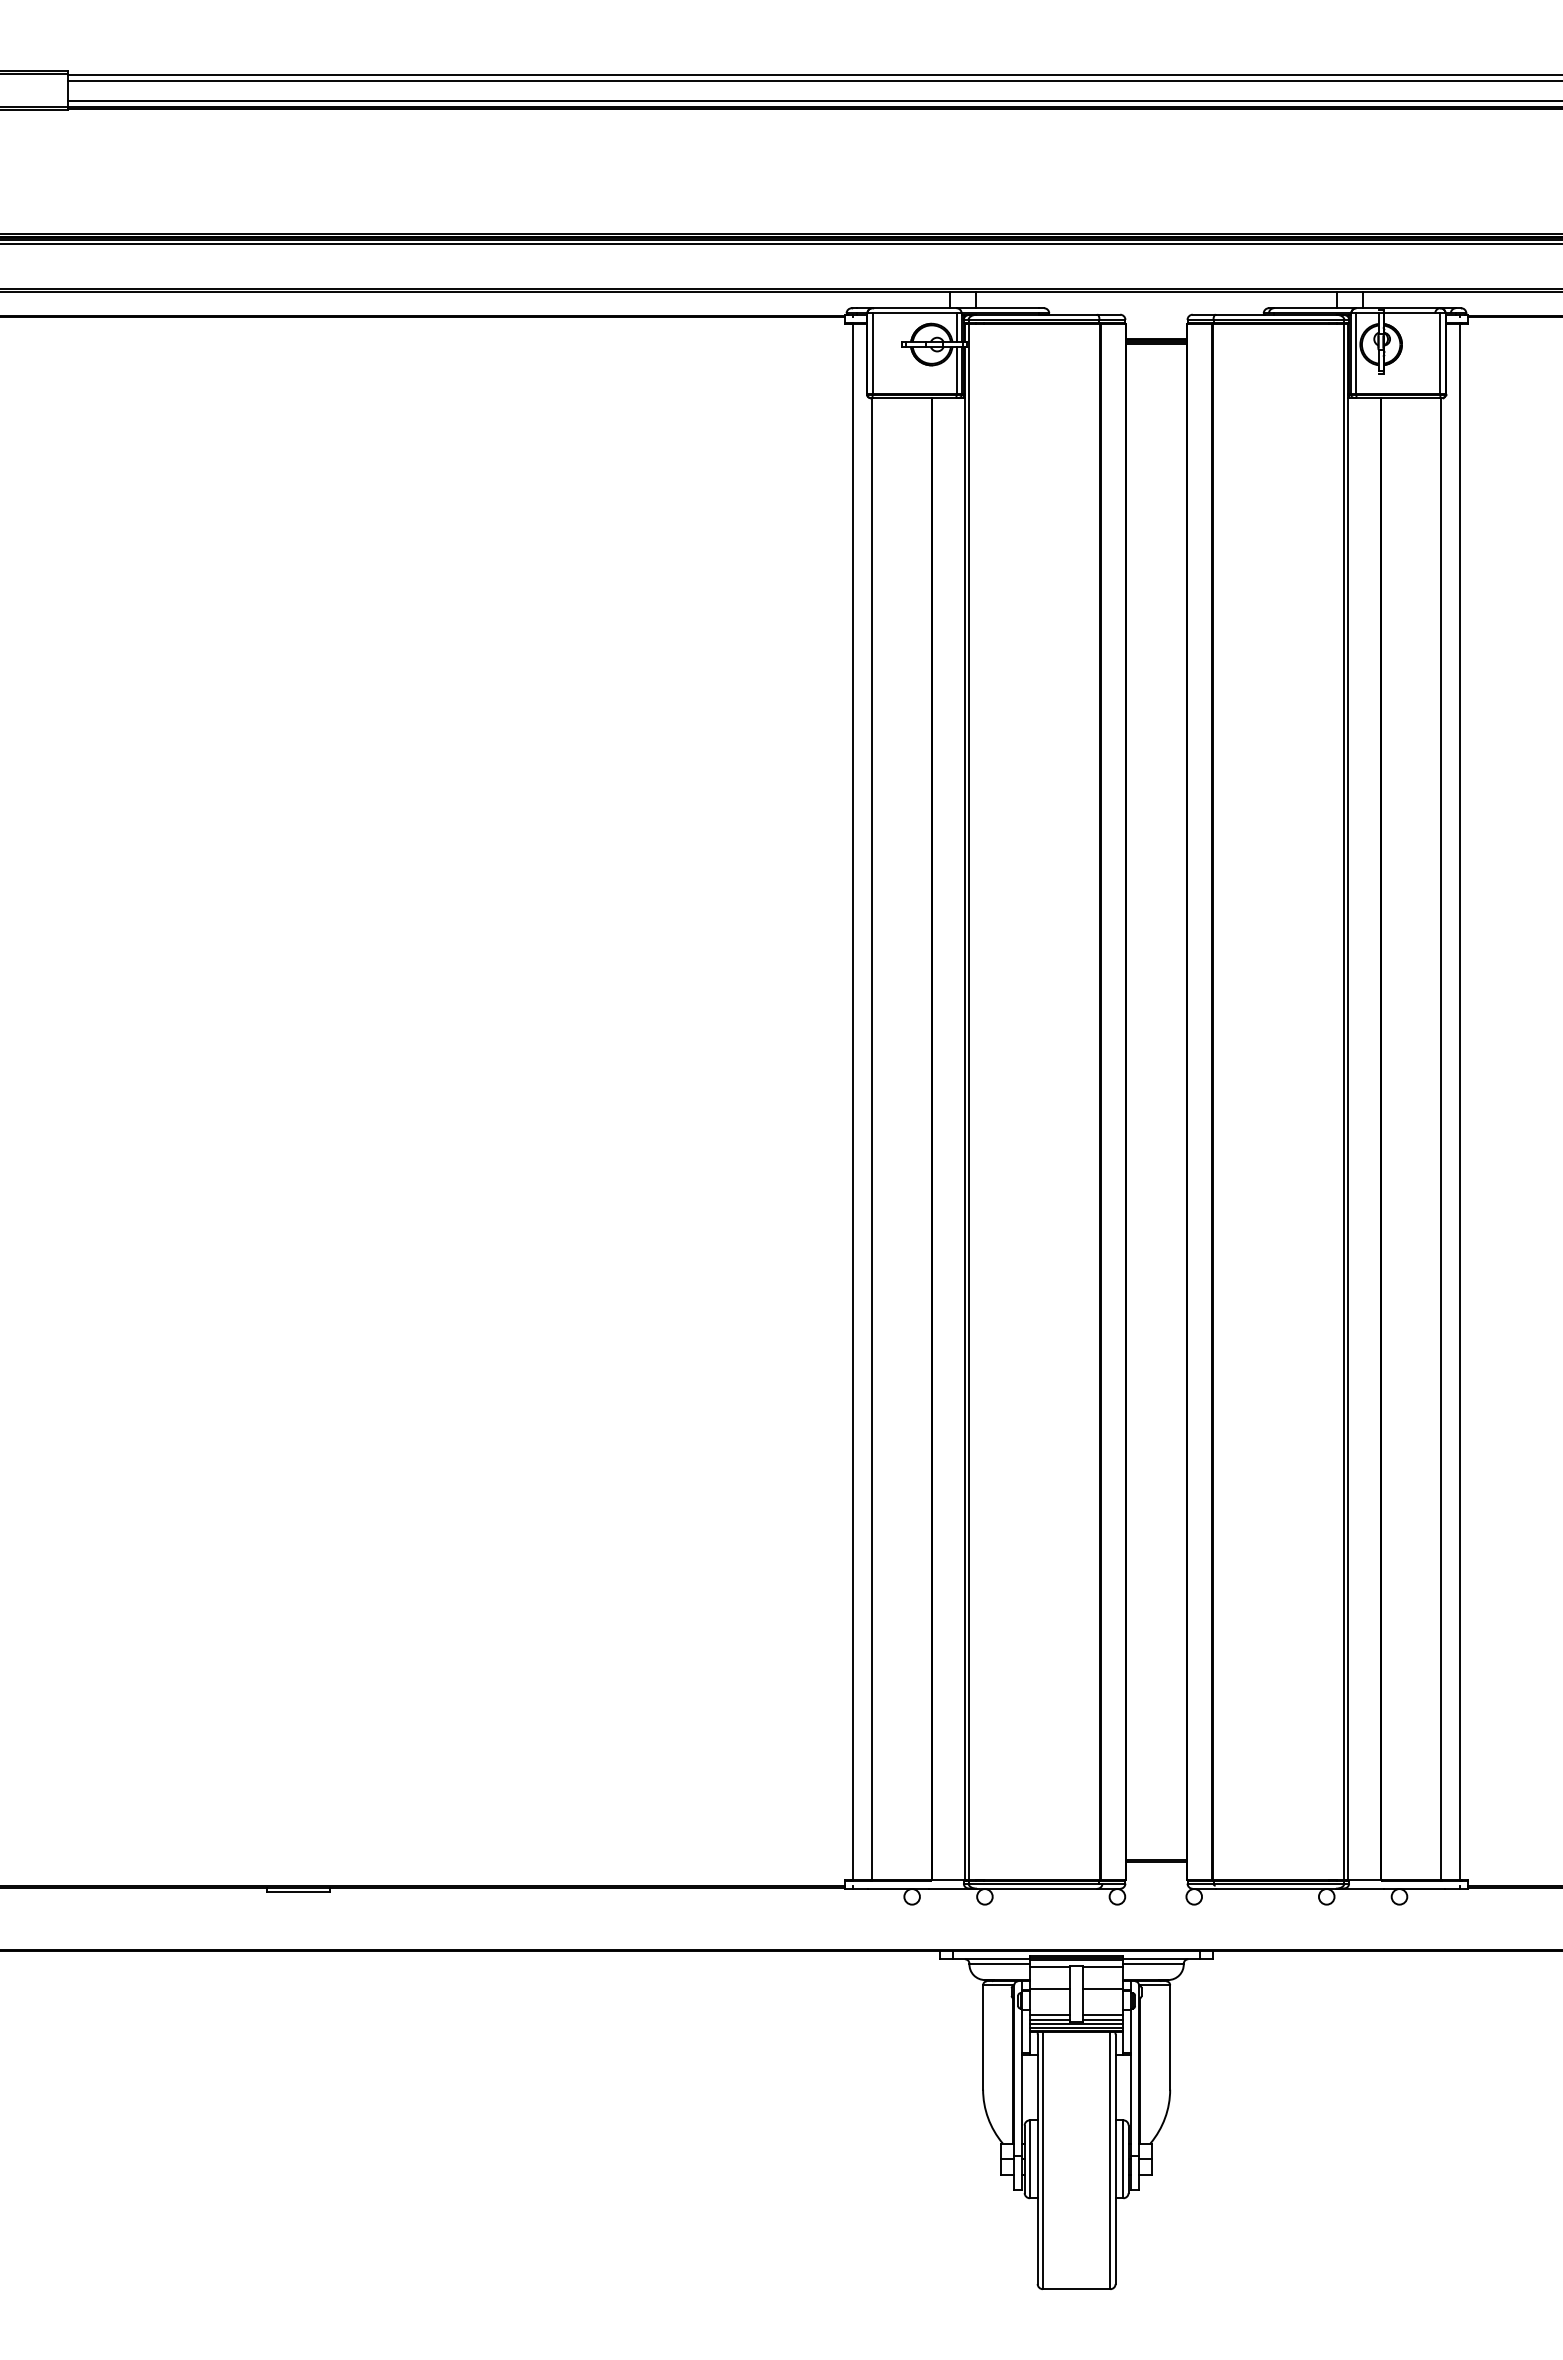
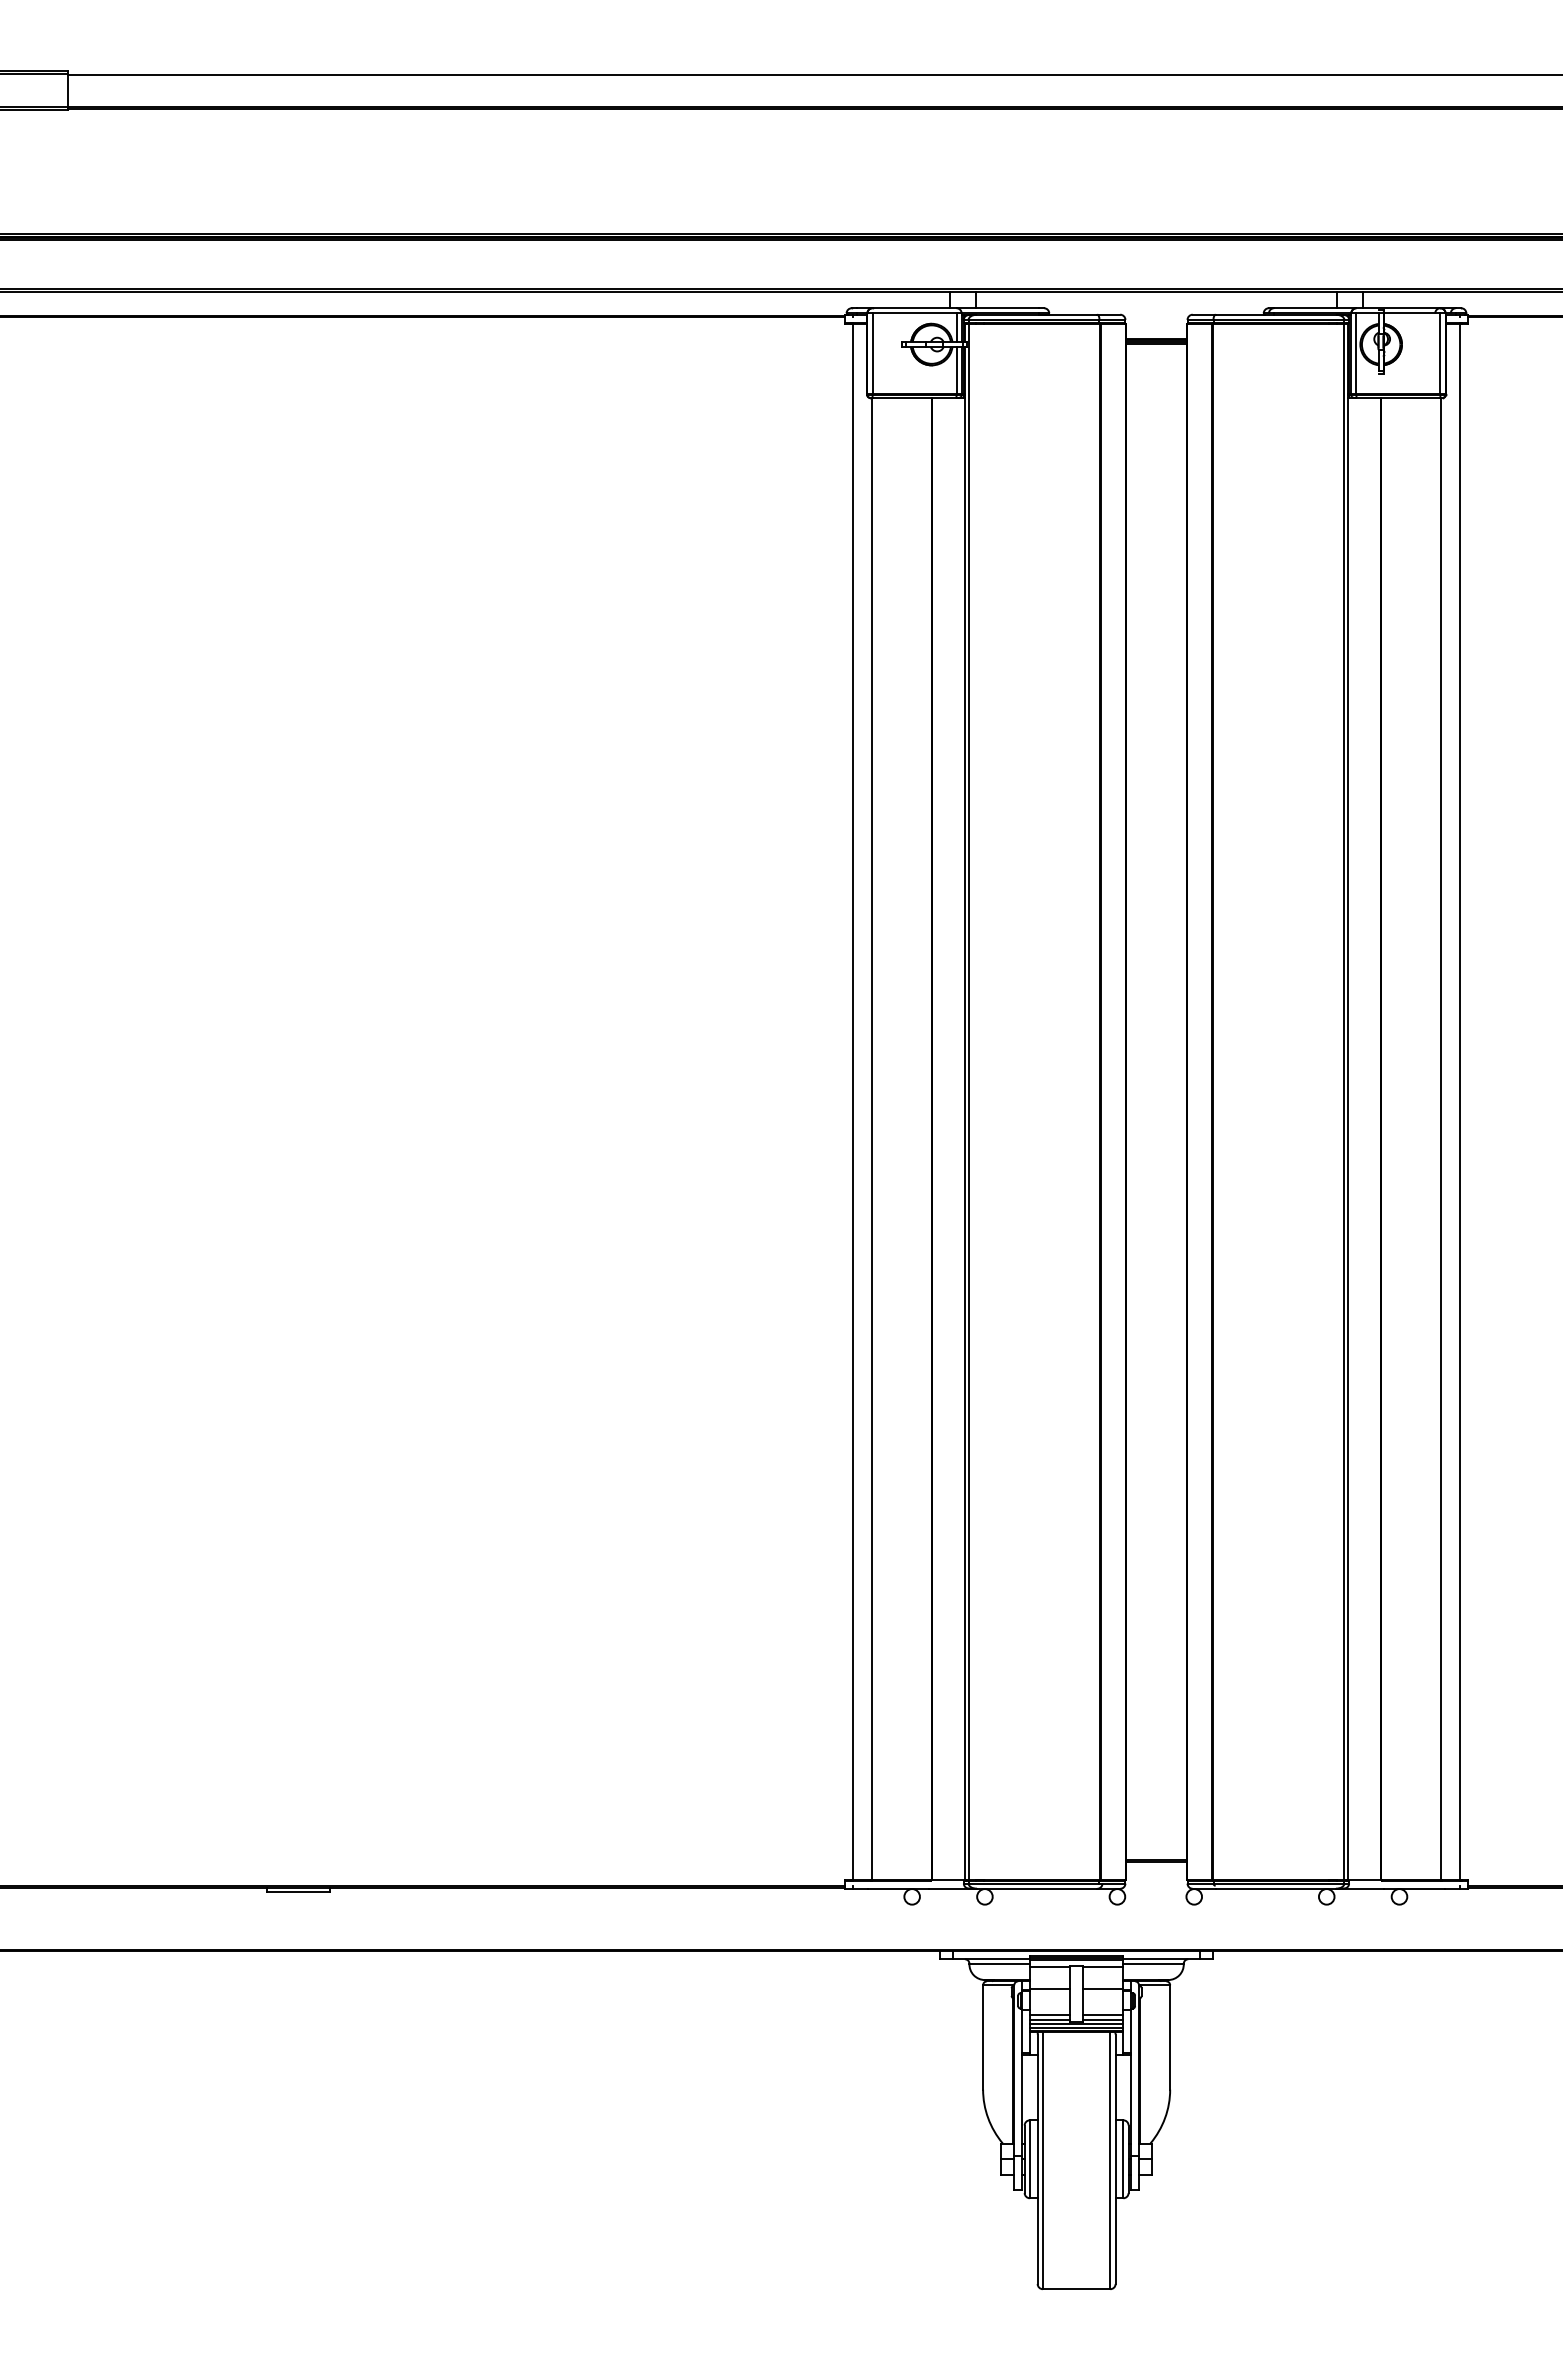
line: present -> none (813, 80)
line: present -> none (813, 101)
line: present -> none (780, 243)
